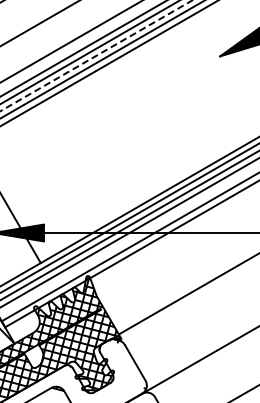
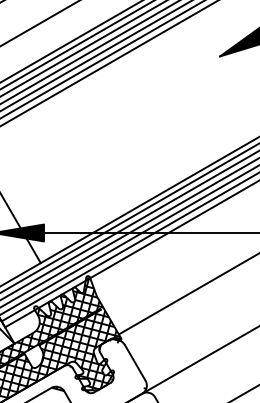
line: none -> present (76, 45)
line: dashed -> solid (96, 55)
line: none -> present (129, 239)
